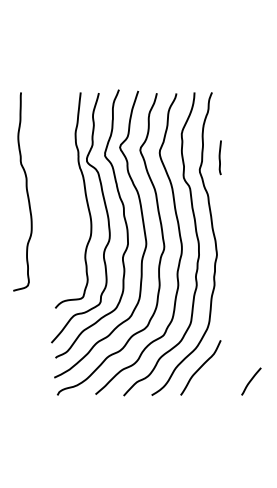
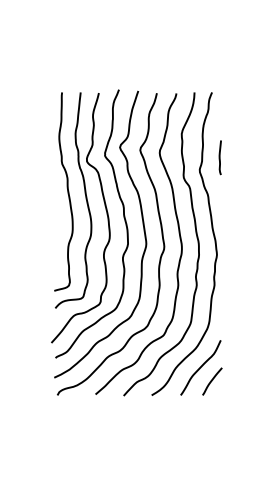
curve position: (26, 191) -> (67, 191) (67, 191)
curve position: (251, 381) -> (212, 381) (212, 381)
